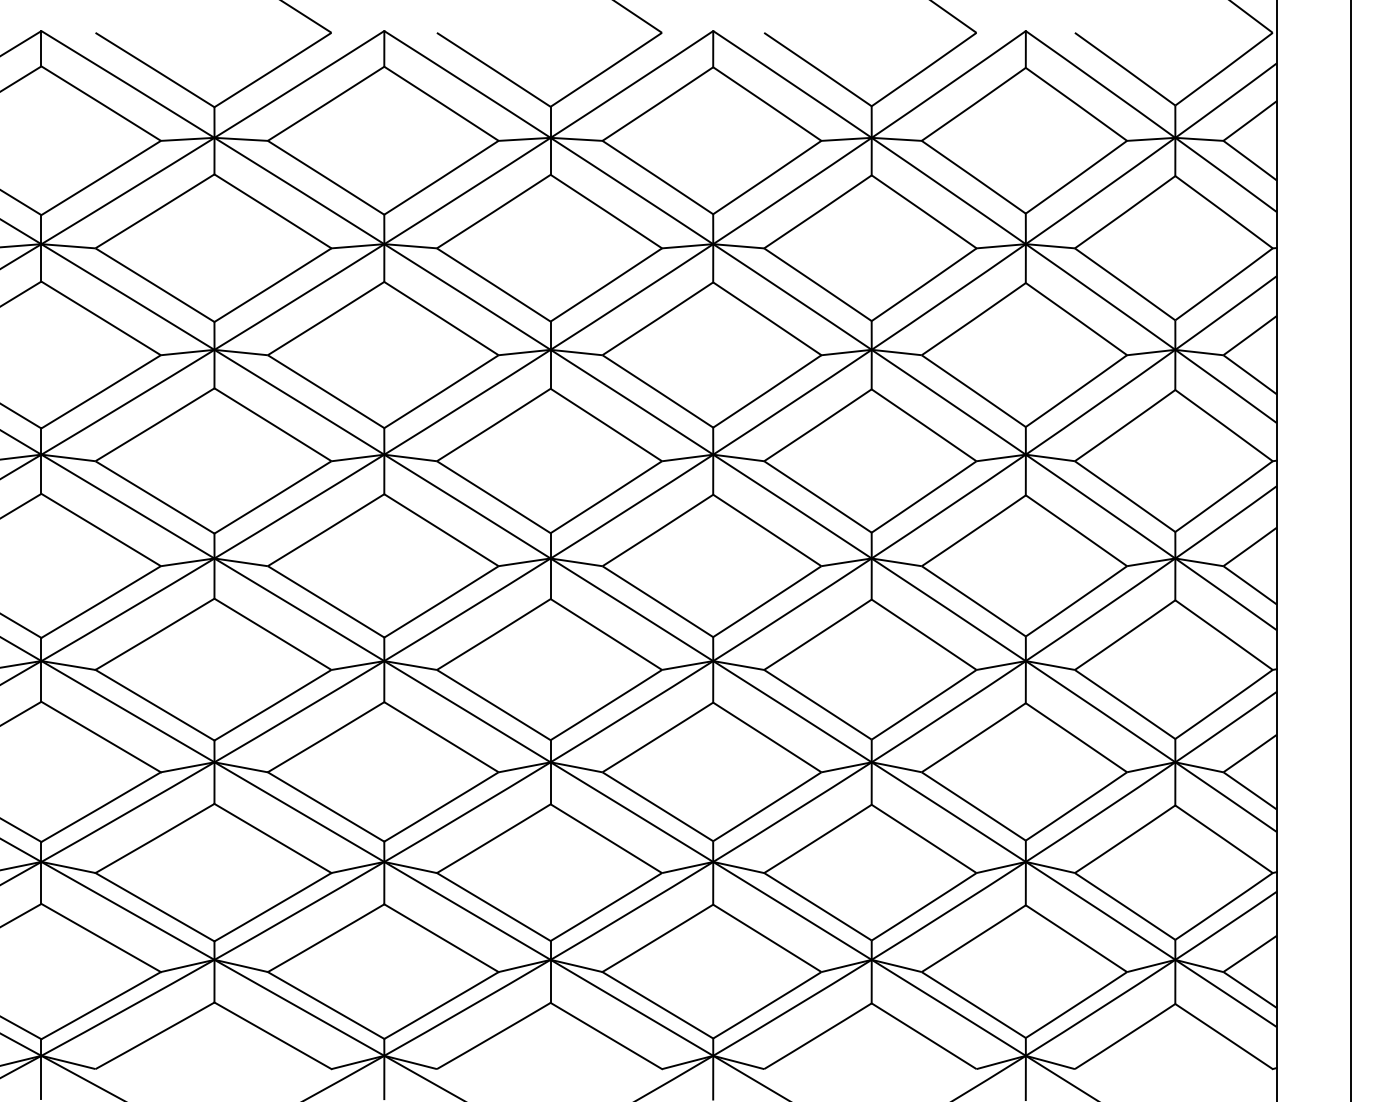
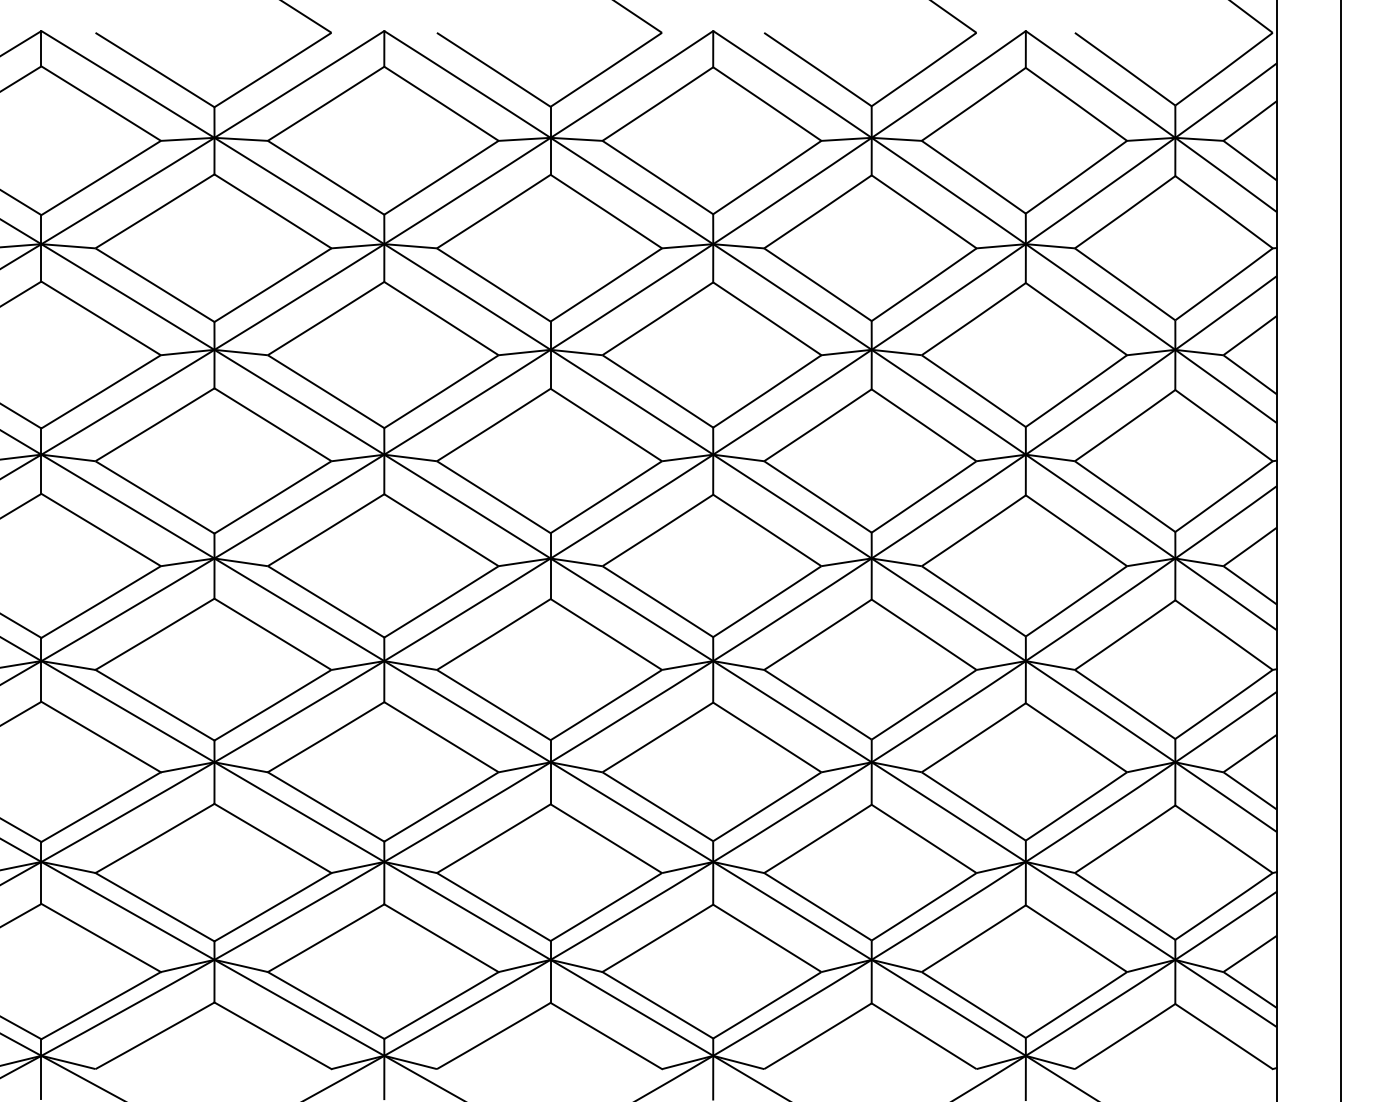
line position: (1350, 550) -> (1340, 550) (1340, 550)
